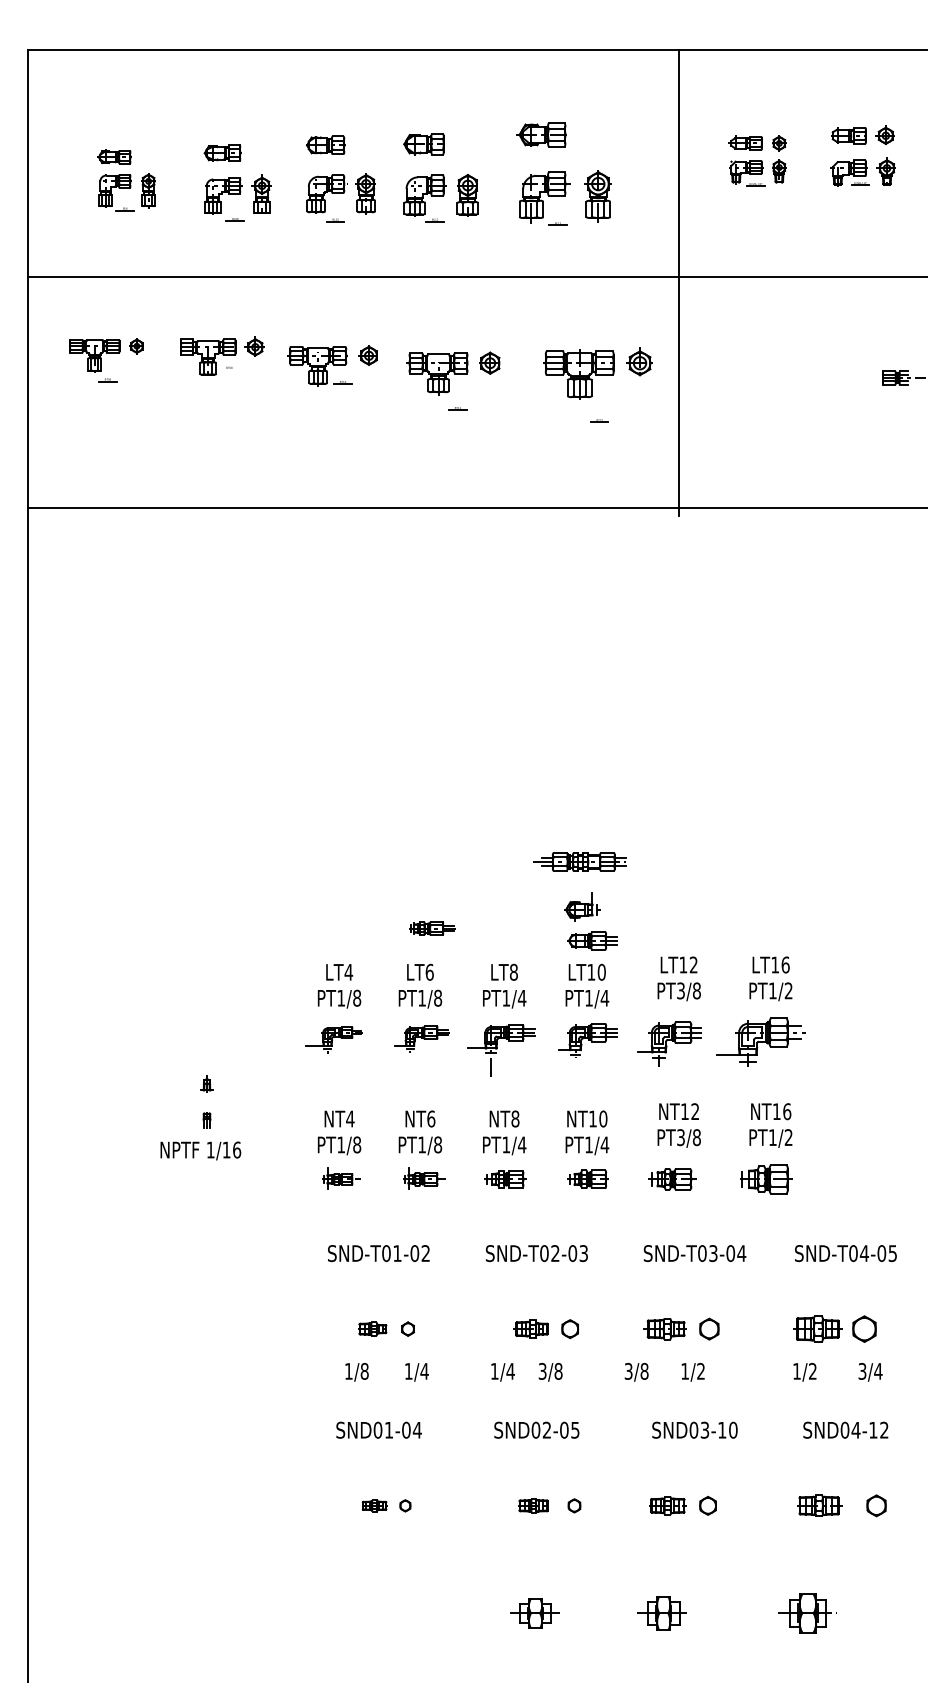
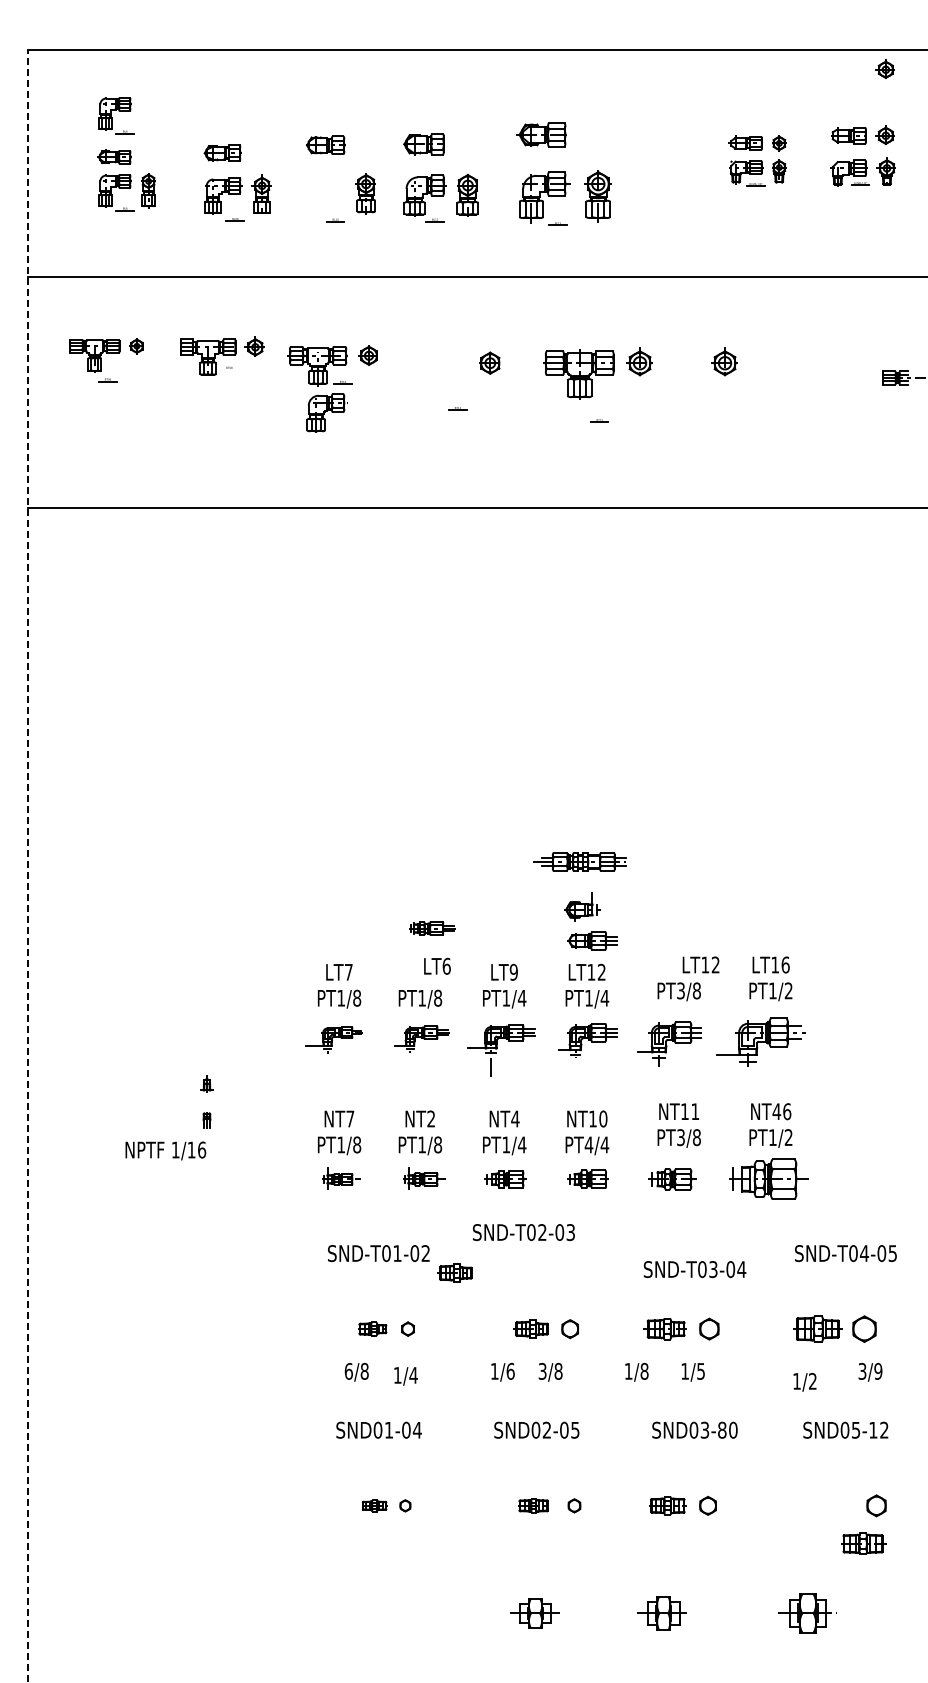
part: none -> present (884, 68)
part: none -> present (116, 115)
part position: (326, 193) -> (326, 412) (326, 412)
line: present -> none (678, 282)
part: none -> present (724, 361)
part: present -> none (437, 373)
line: solid -> dashed (28, 866)
text position: (678, 964) -> (700, 964) (700, 964)
text position: (420, 971) -> (437, 965) (437, 965)
text: LT10 -> LT12 (601, 971)
text: LT4 -> LT7 (348, 972)
text: LT8 -> LT9 (513, 972)
text: NT12 -> NT11 (694, 1111)
text: NT16 -> NT46 (776, 1111)
text: NT4 -> NT7 (350, 1118)
text: NT6 -> NT2 (431, 1118)
text: NT8 -> NT4 (515, 1118)
text: PT1/4 -> PT4/4 (588, 1144)
text position: (200, 1150) -> (165, 1150) (165, 1150)
part size: 53x31 px -> 80x42 px (768, 1178)
text position: (536, 1253) -> (523, 1232) (523, 1232)
text position: (694, 1253) -> (694, 1269) (694, 1269)
part: none -> present (454, 1272)
text: 1/4 -> 1/6 (510, 1370)
text: 3/8 -> 1/8 (628, 1370)
text: 1/2 -> 1/5 (700, 1370)
text: 1/8 -> 6/8 (348, 1371)
text: 3/4 -> 3/9 (878, 1371)
text position: (416, 1372) -> (405, 1376) (405, 1376)
text position: (804, 1372) -> (804, 1382) (804, 1382)
text: SND03-10 -> SND03-80 (722, 1429)
text: SND04-12 -> SND05-12 (855, 1430)
part position: (819, 1505) -> (863, 1543) (863, 1543)
